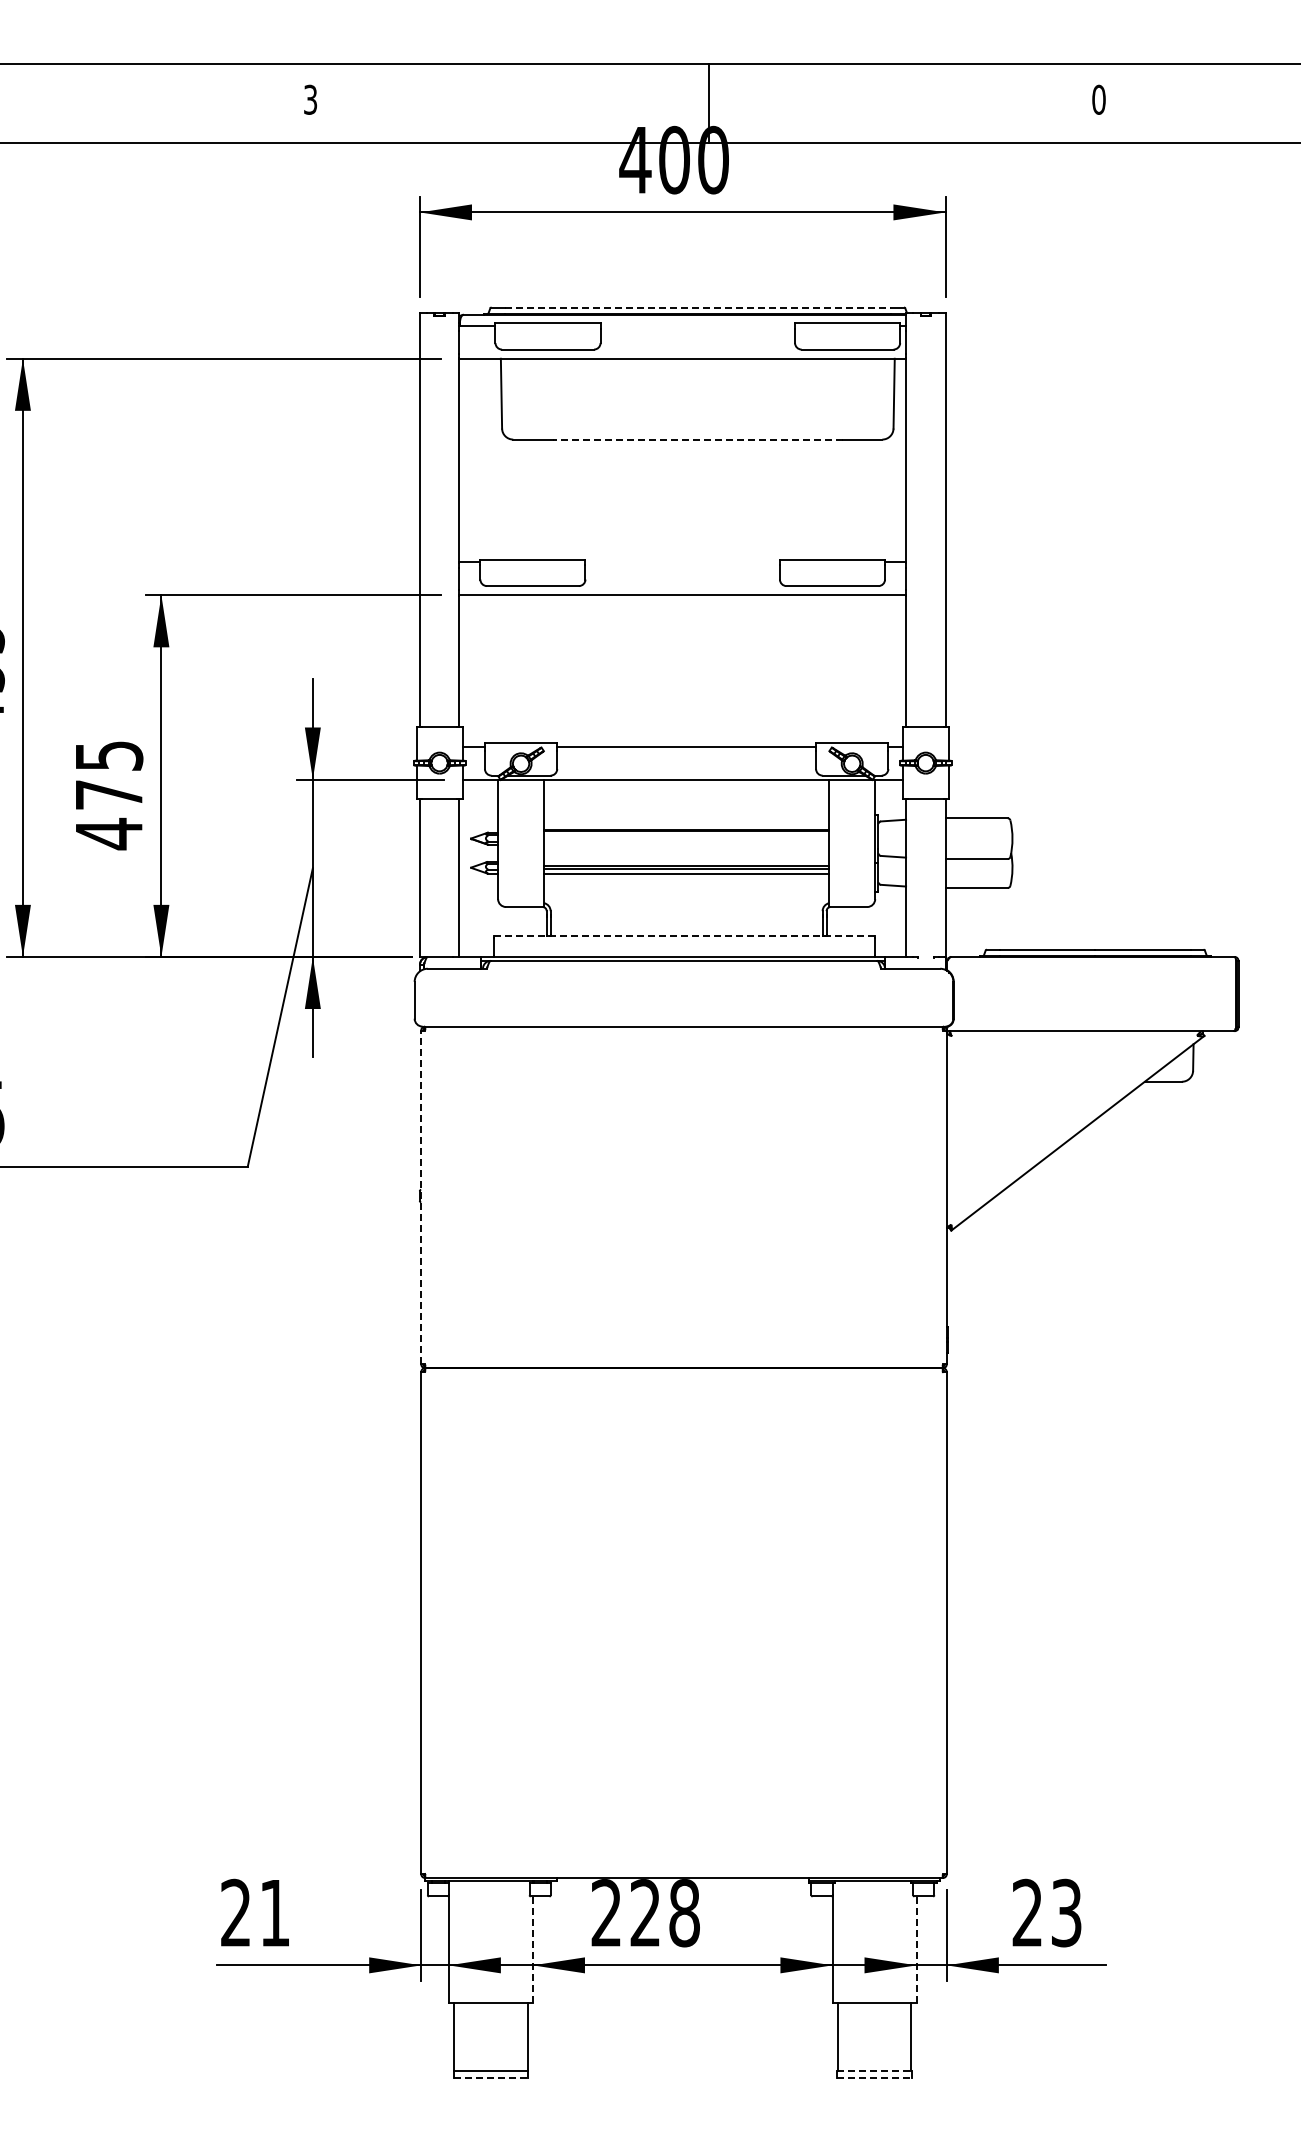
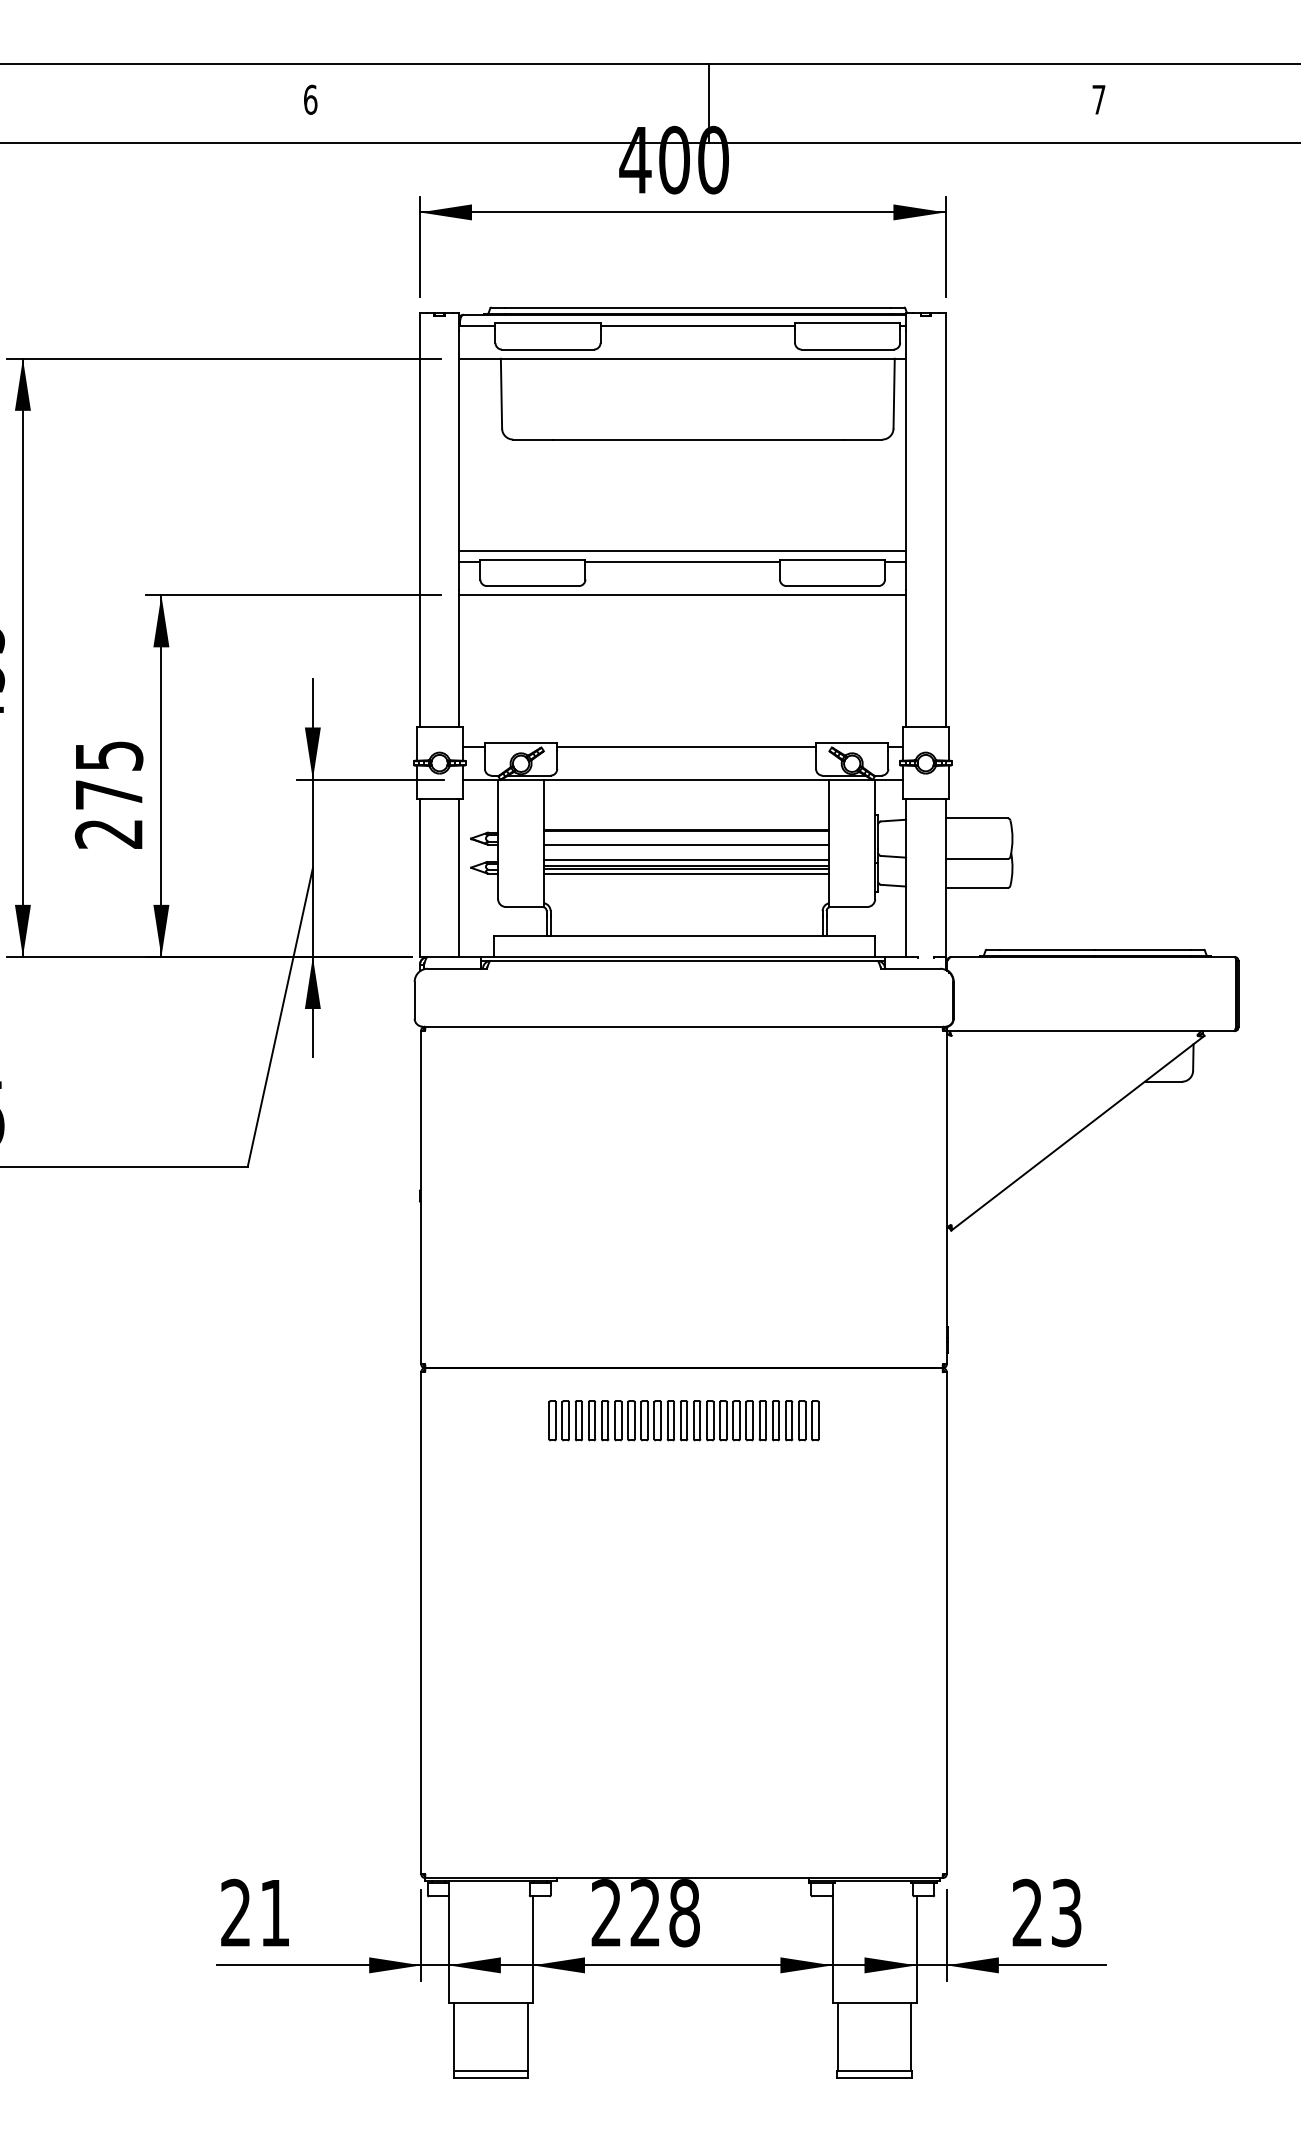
text: 3 -> 6 (310, 99)
text: 0 -> 7 (1098, 99)
line: dashed -> solid (698, 307)
line: none -> present (697, 325)
line: dashed -> solid (697, 439)
line: none -> present (682, 551)
line: none -> present (682, 562)
text: 475 -> 275 (108, 833)
line: none -> present (686, 845)
line: none -> present (686, 860)
line: dashed -> solid (684, 936)
line: dashed -> solid (421, 1197)
part: none -> present (683, 1420)
line: dashed -> solid (532, 1949)
line: dashed -> solid (916, 1949)
line: dashed -> solid (875, 2071)
line: dashed -> solid (491, 2077)
line: dashed -> solid (875, 2077)
